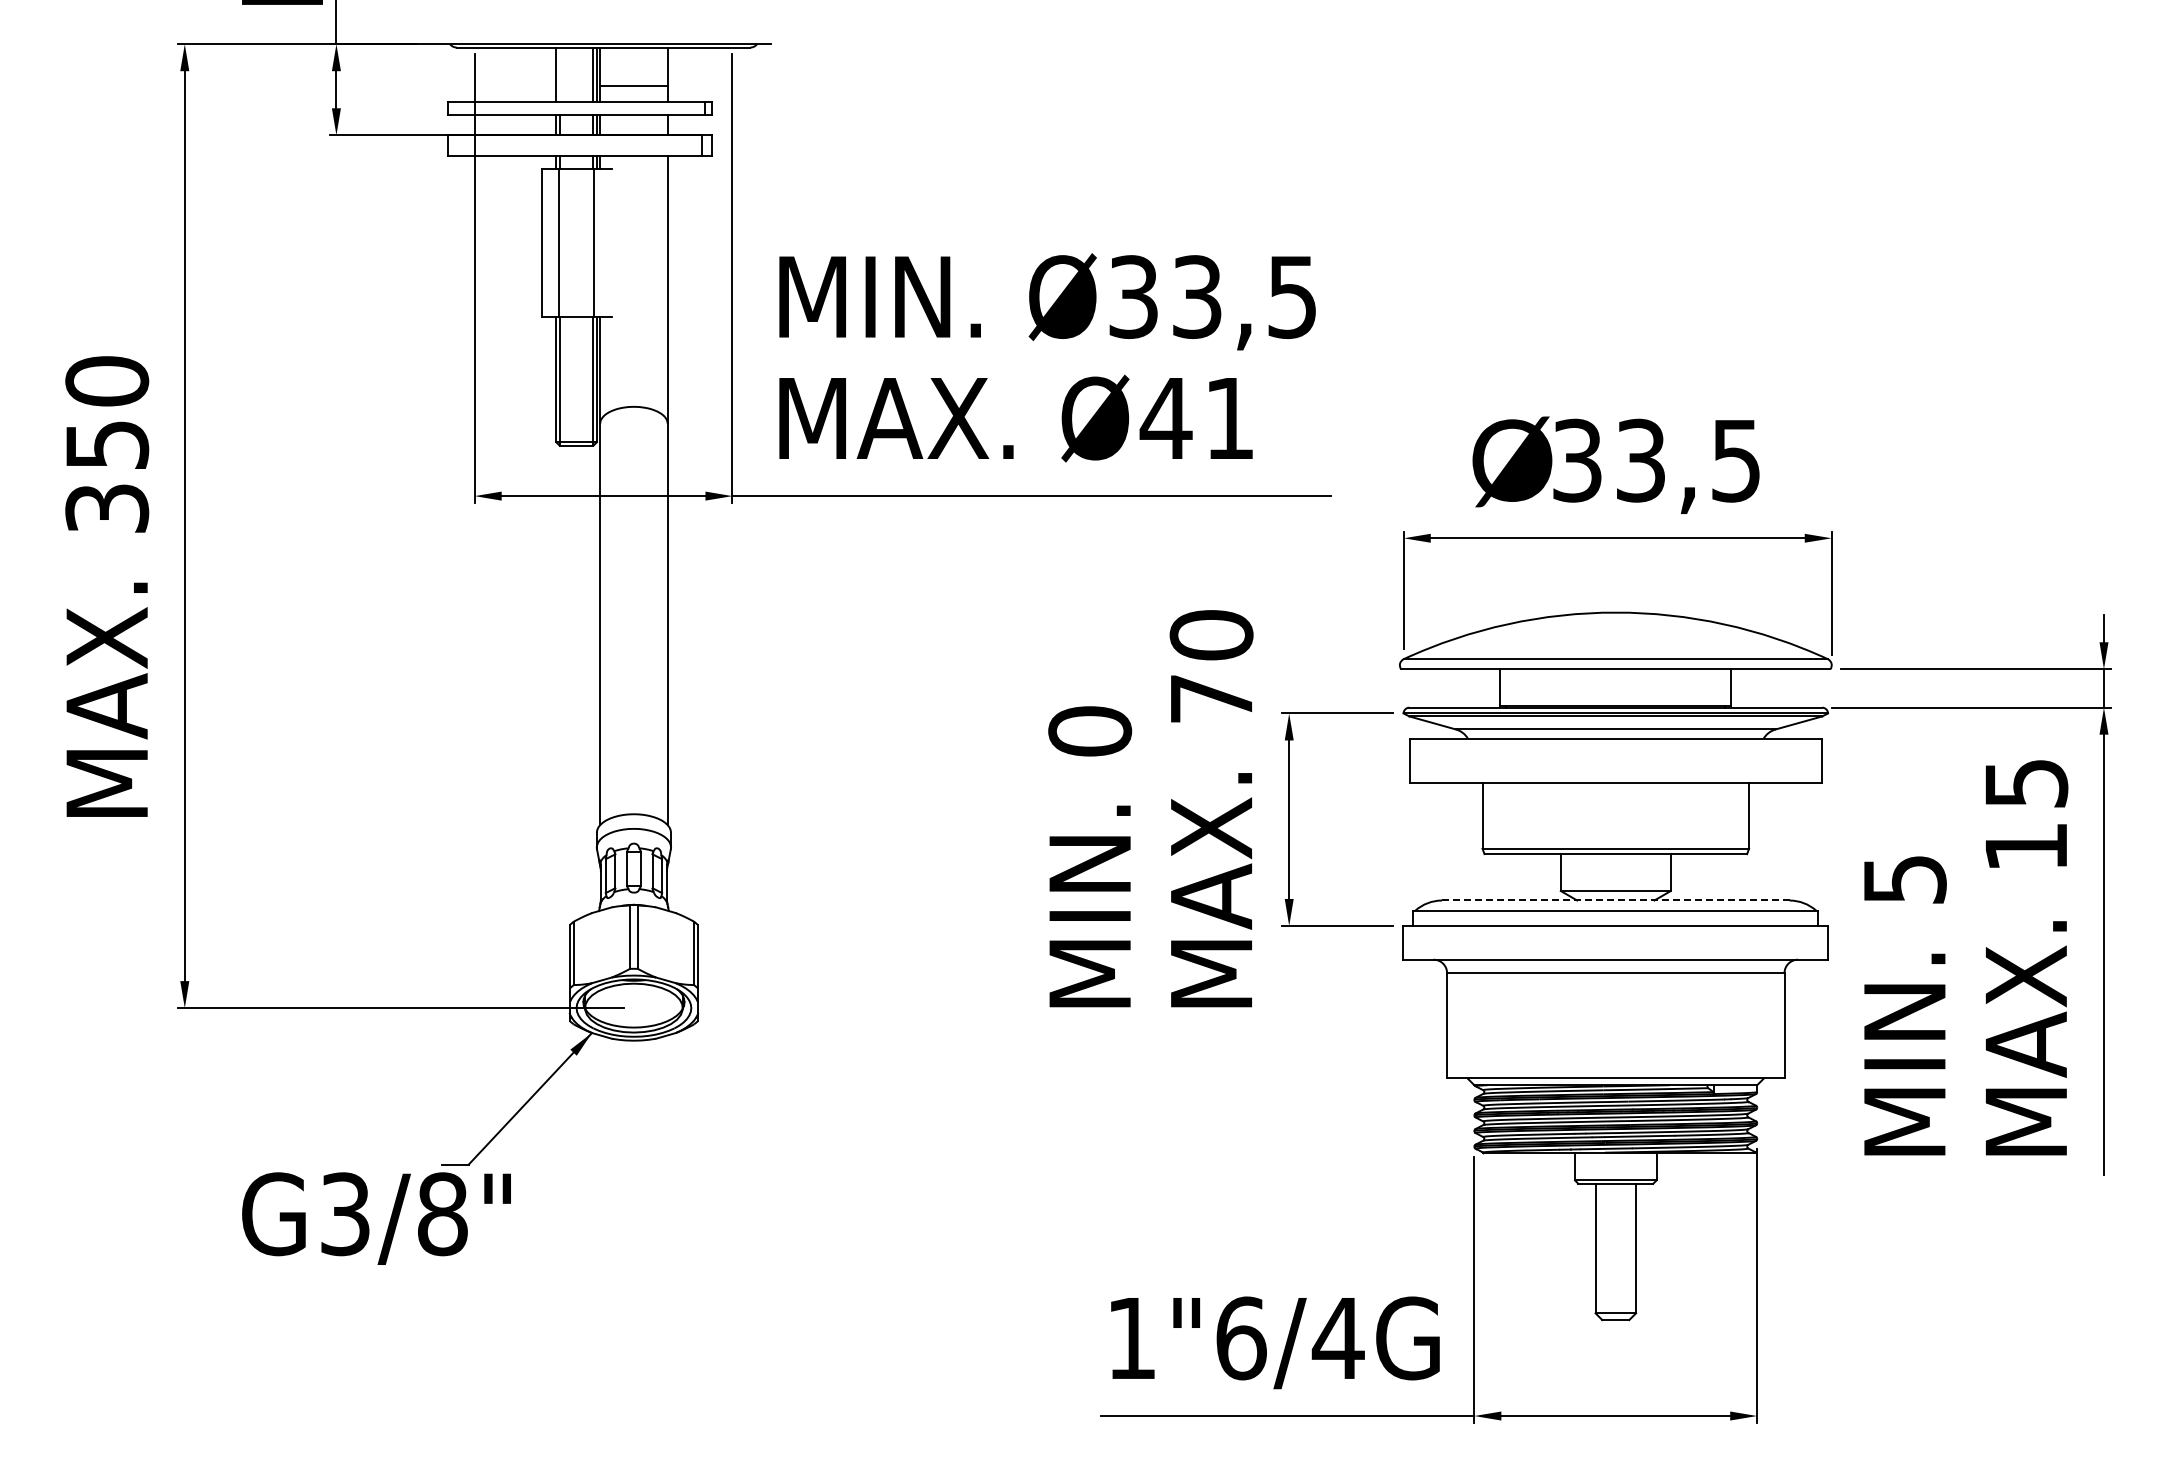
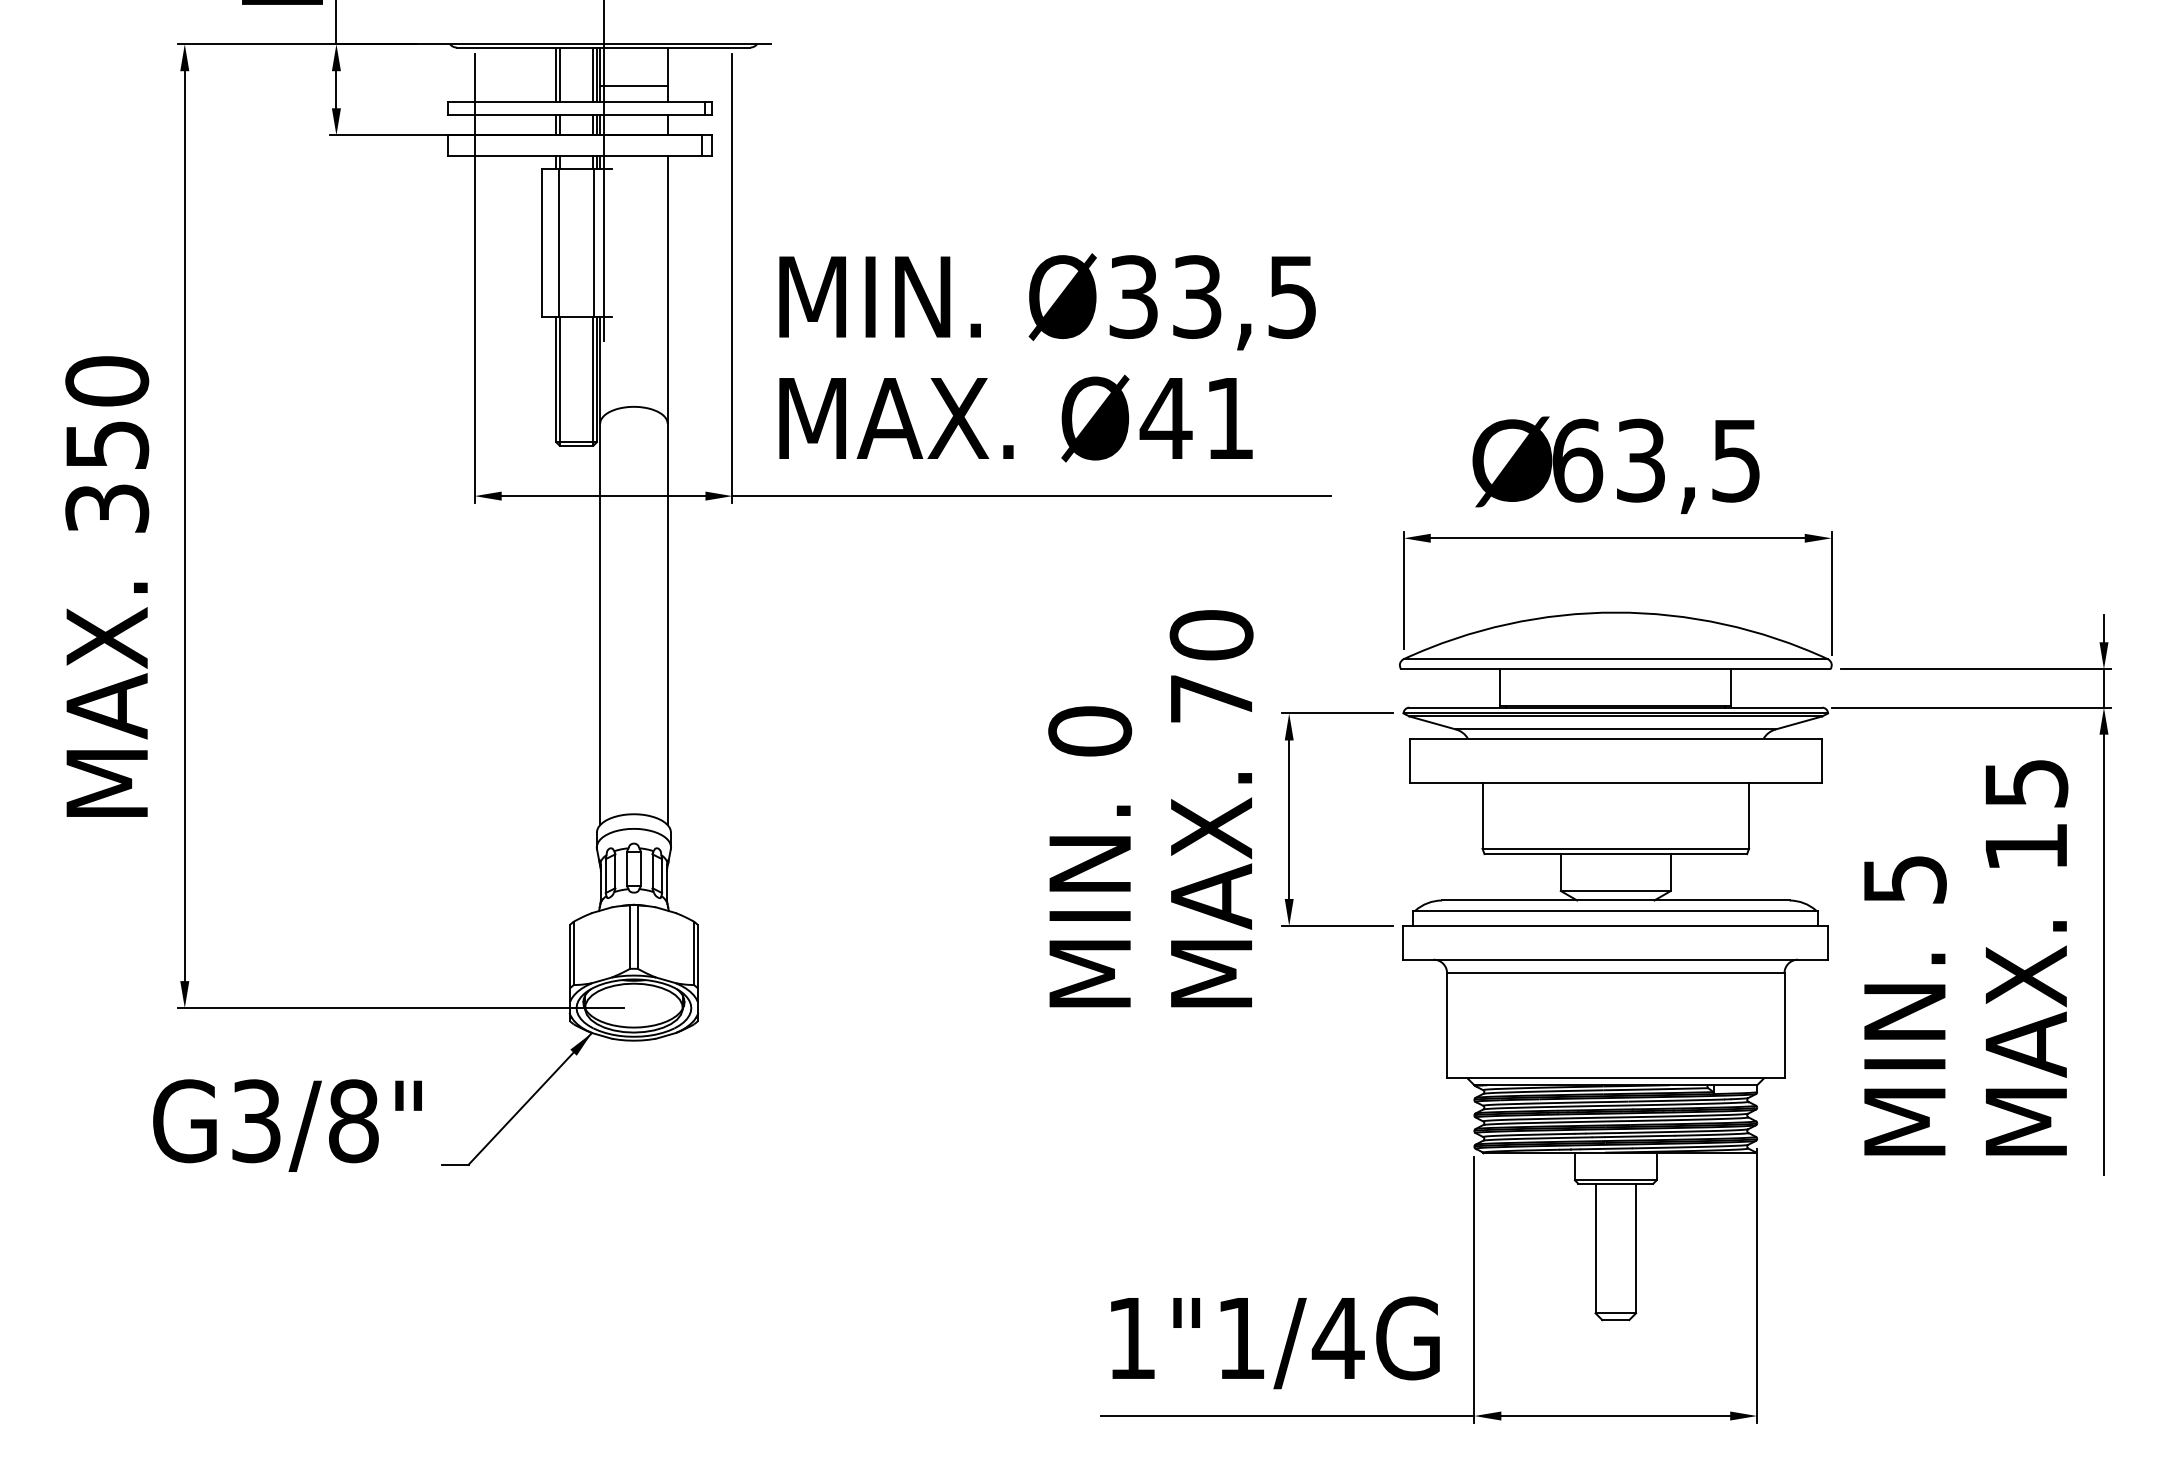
line: none -> present (559, 74)
line: none -> present (603, 171)
text: 33,5 -> 63,5 (1578, 460)
line: dashed -> solid (1615, 900)
text position: (376, 1218) -> (287, 1125) (287, 1125)
text: 1"6/4G -> 1"1/4G (1241, 1338)
